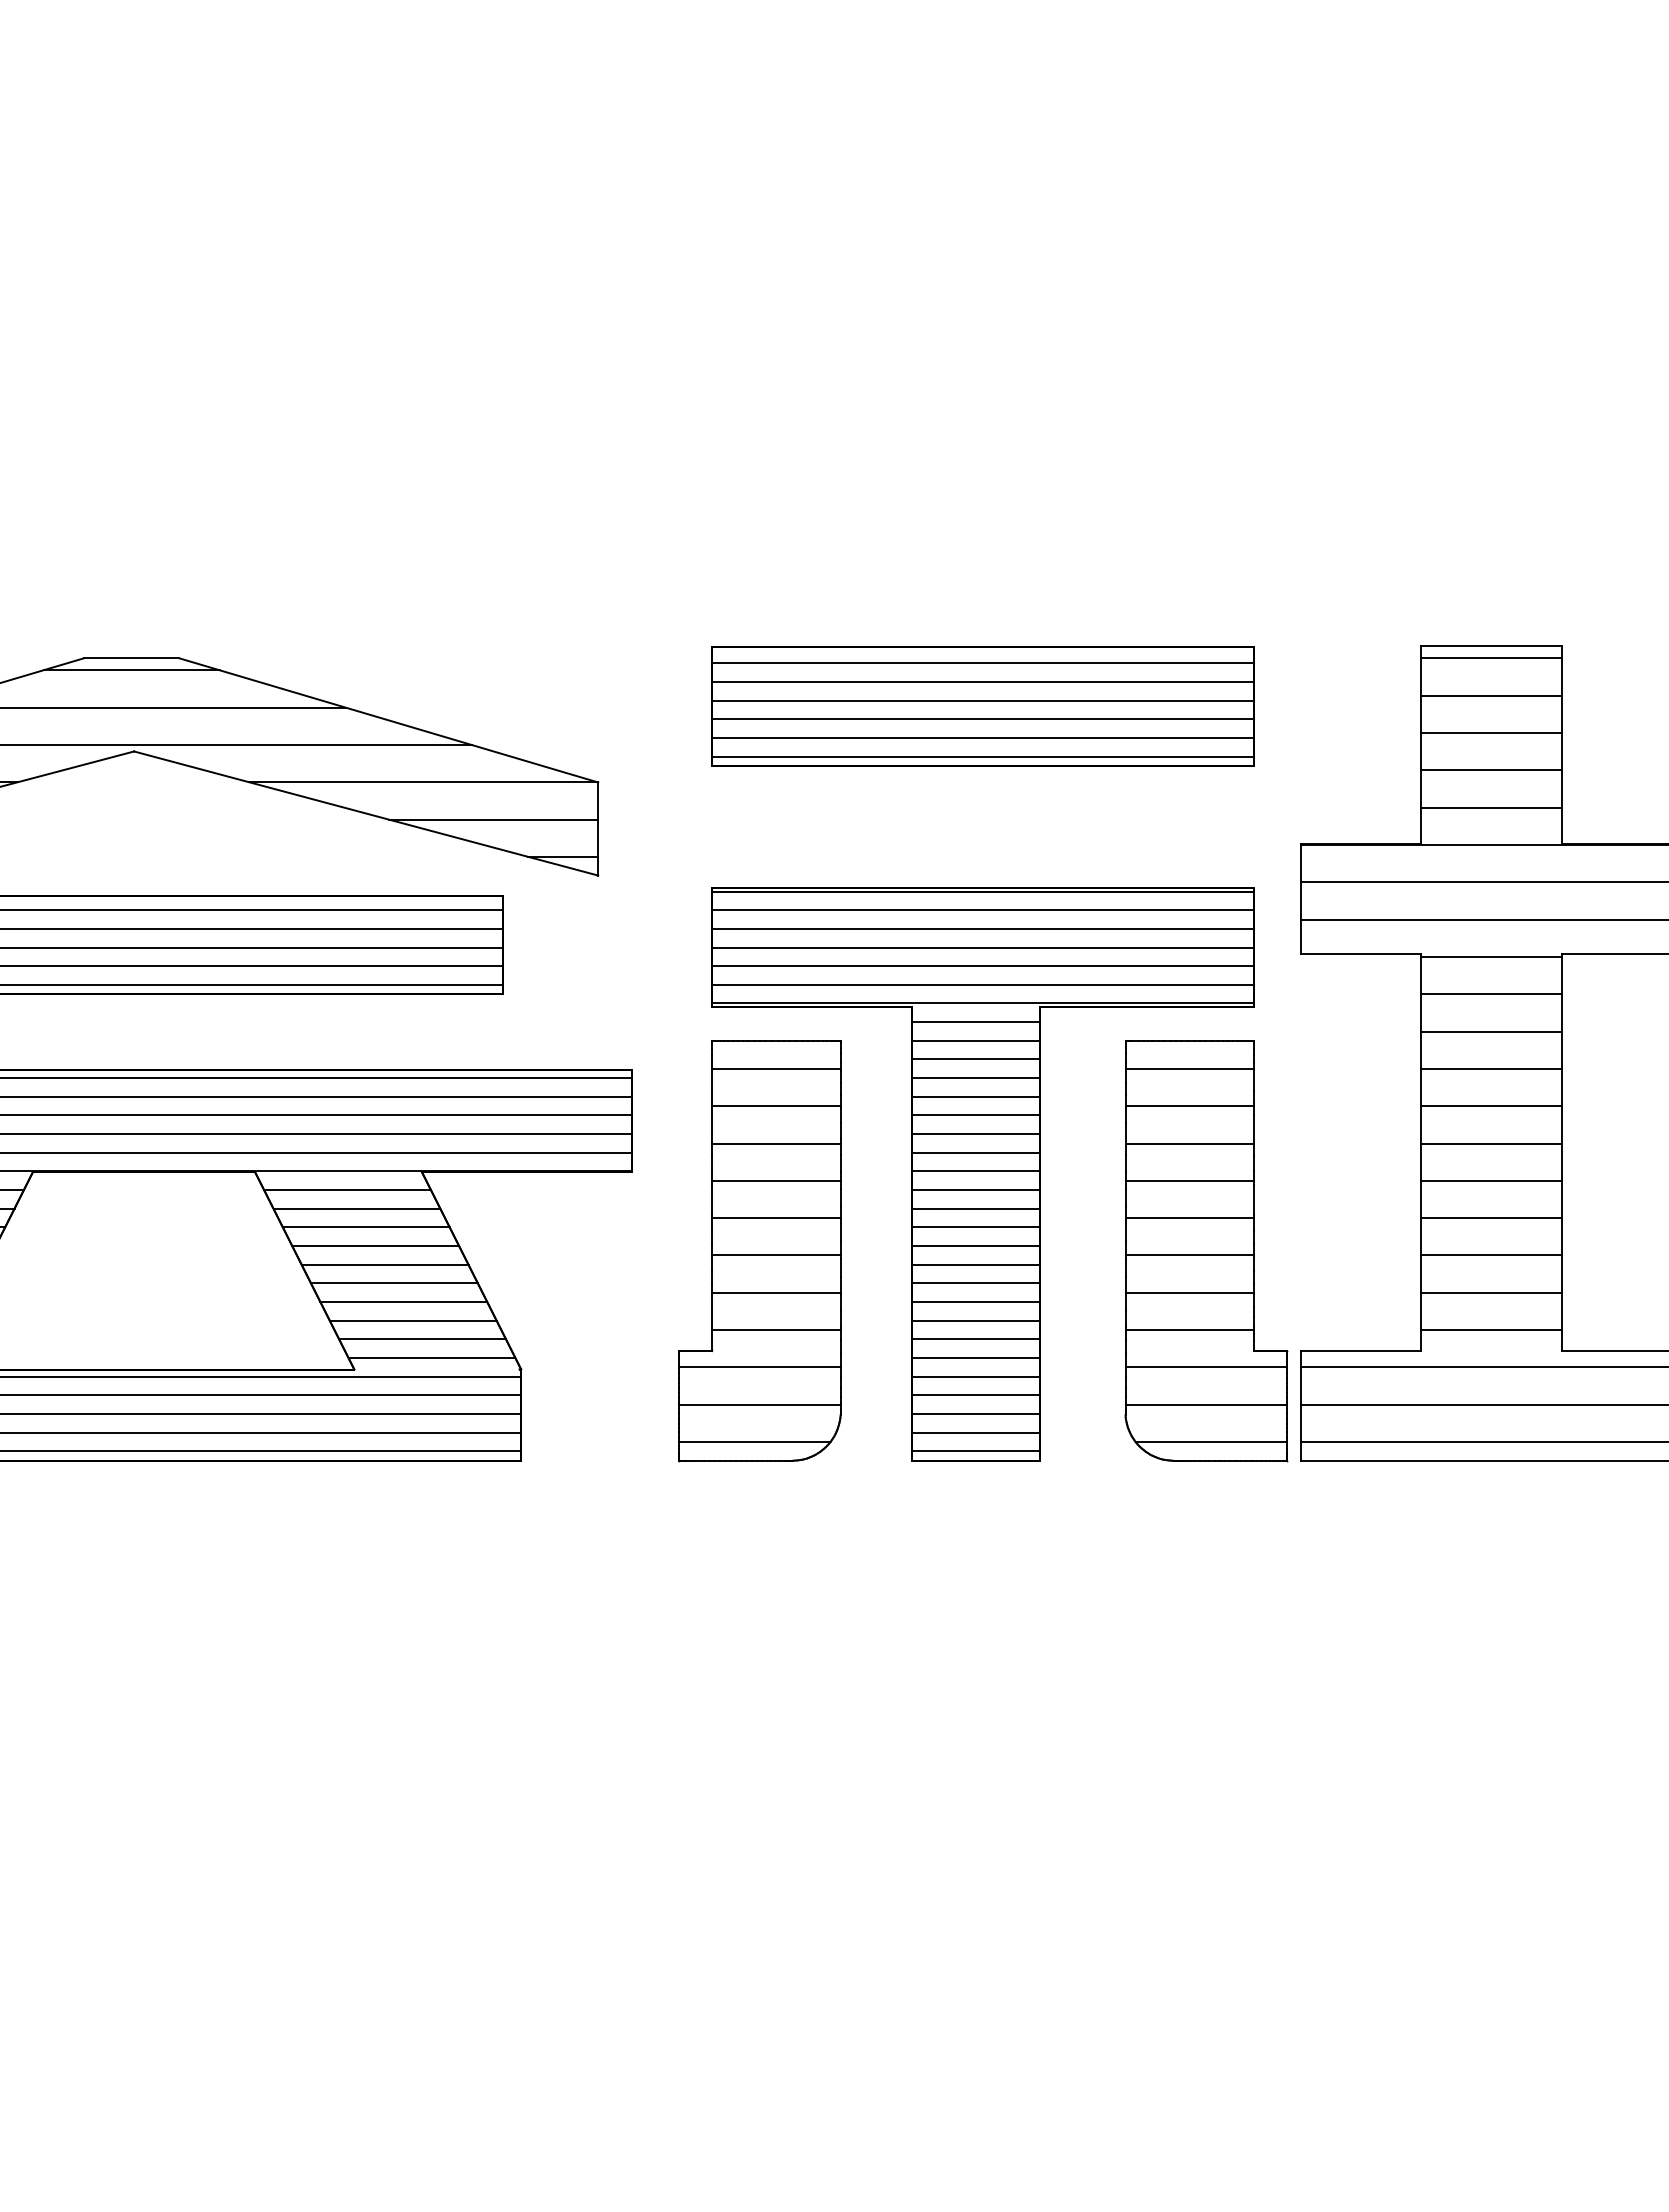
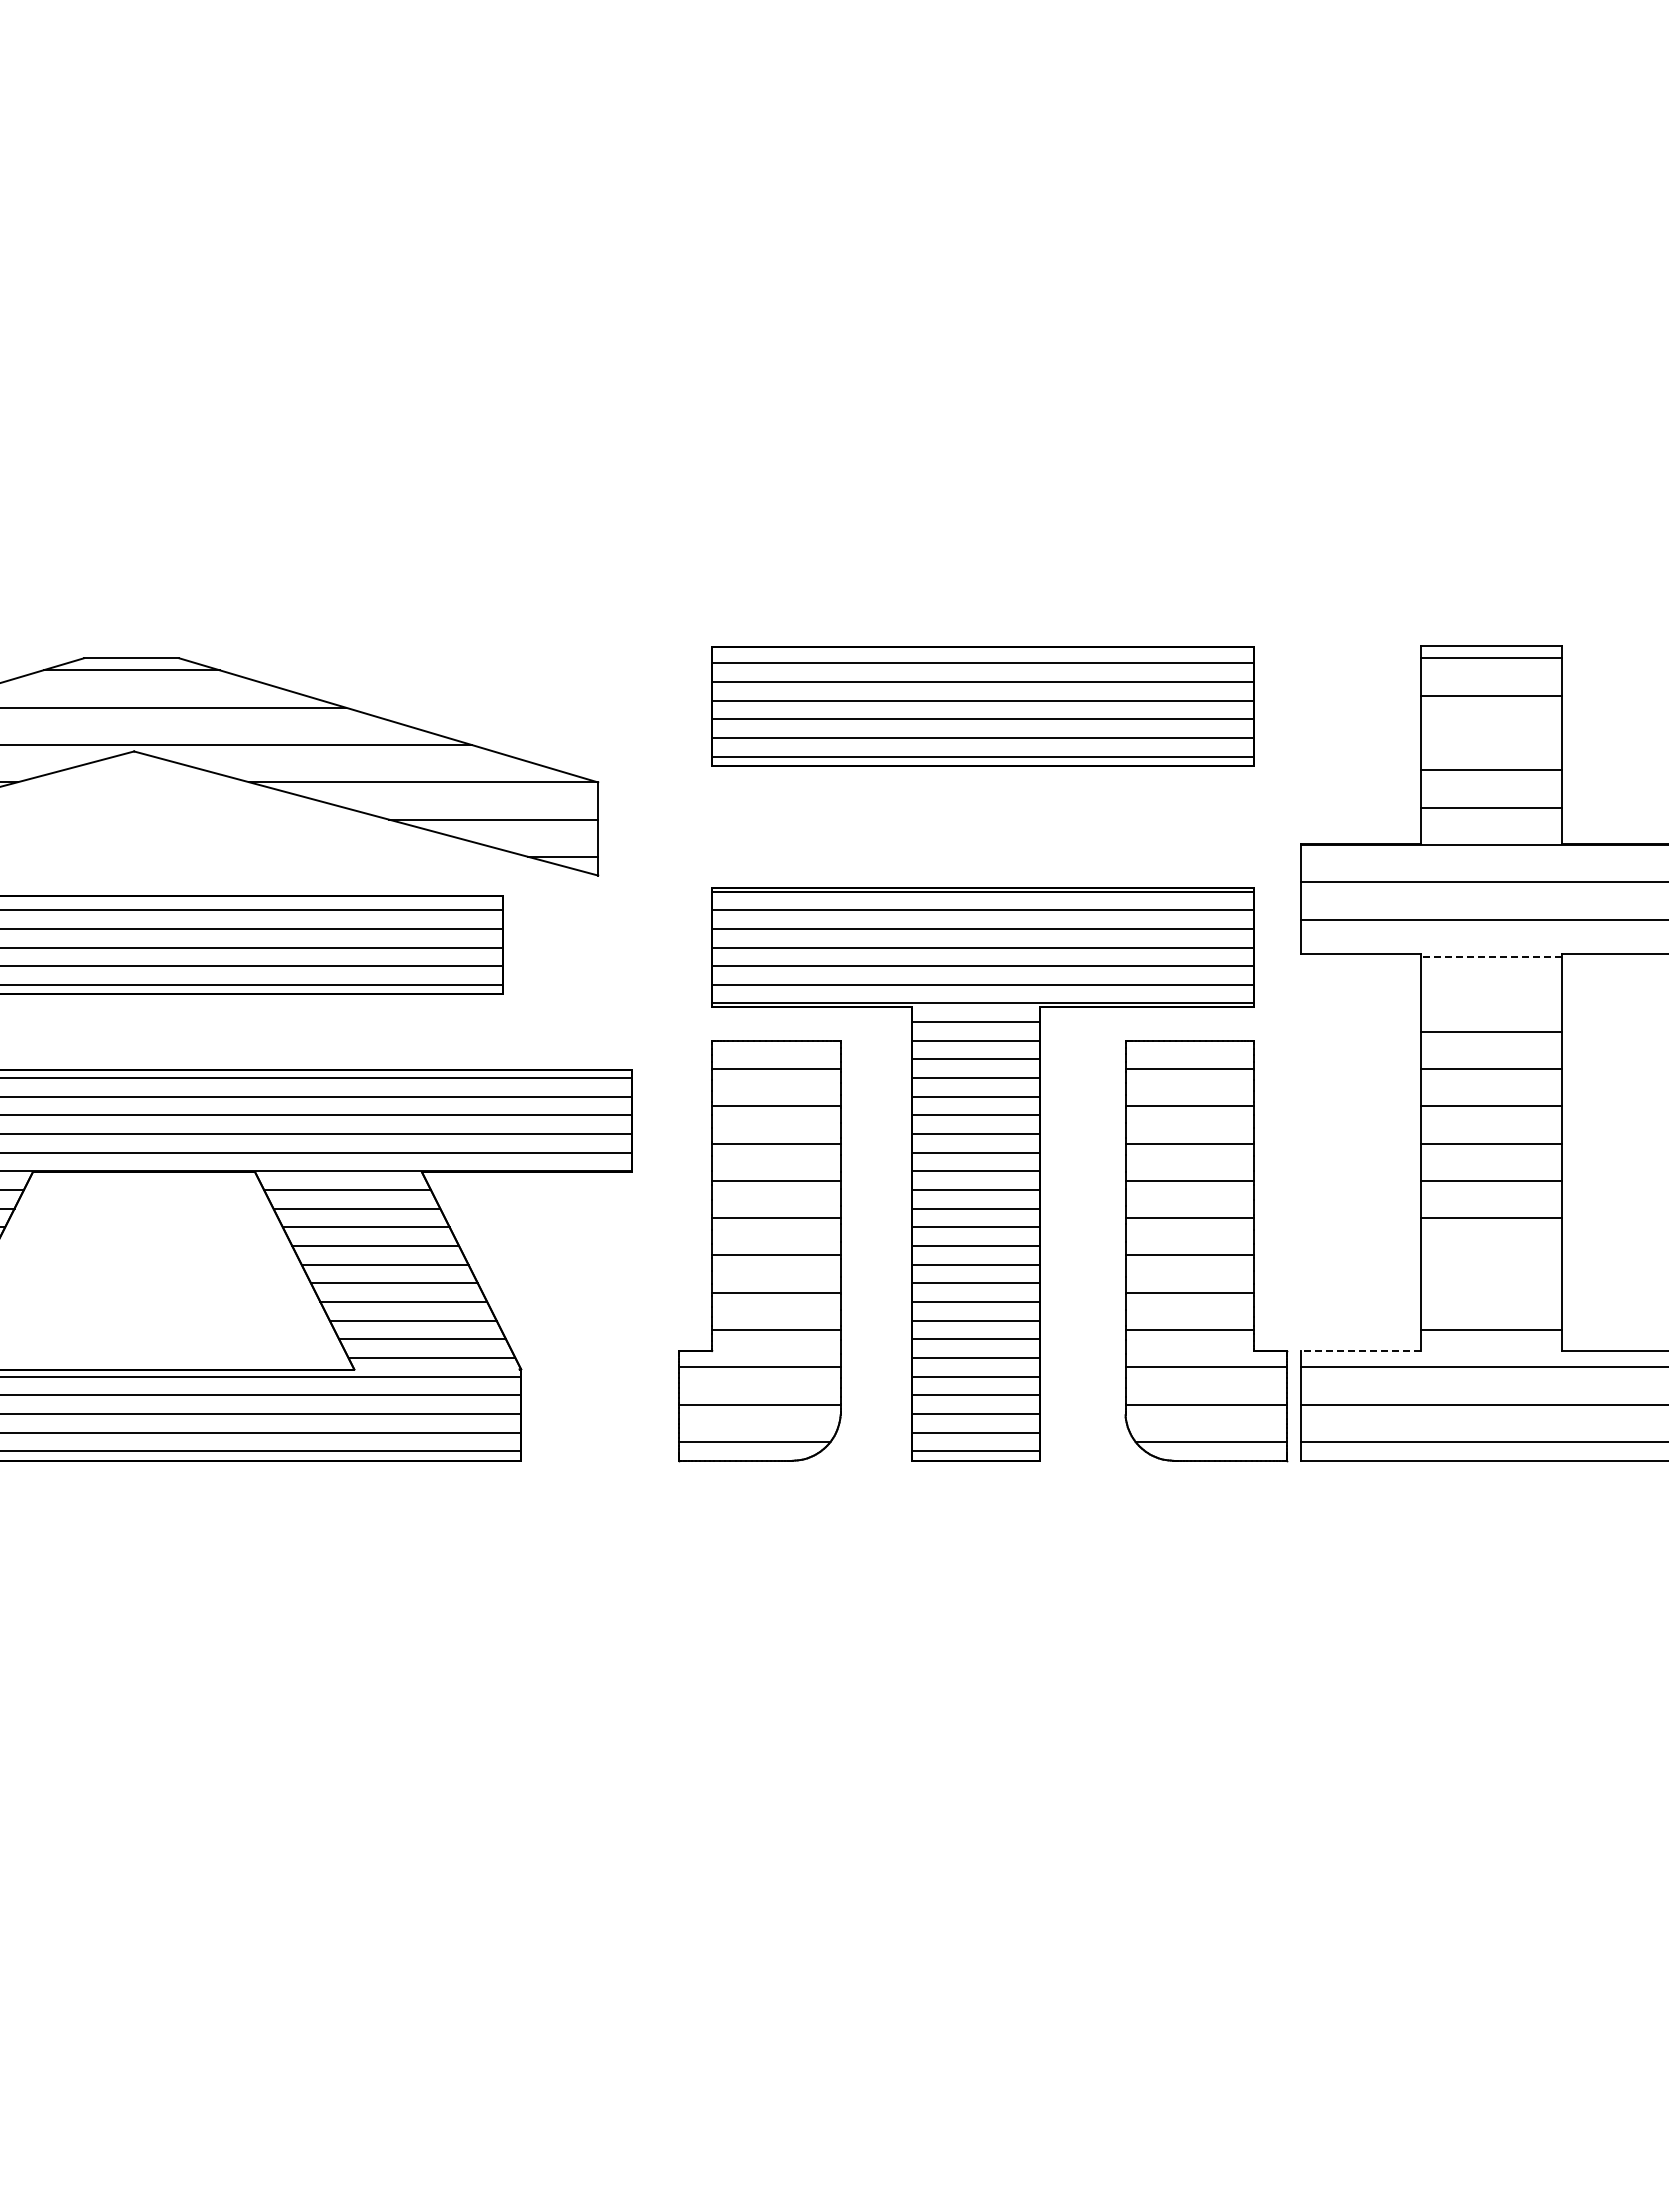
line: present -> none (1491, 733)
line: solid -> dashed (1491, 956)
line: present -> none (1491, 994)
line: present -> none (1491, 1255)
line: present -> none (1491, 1292)
line: solid -> dashed (1360, 1351)
